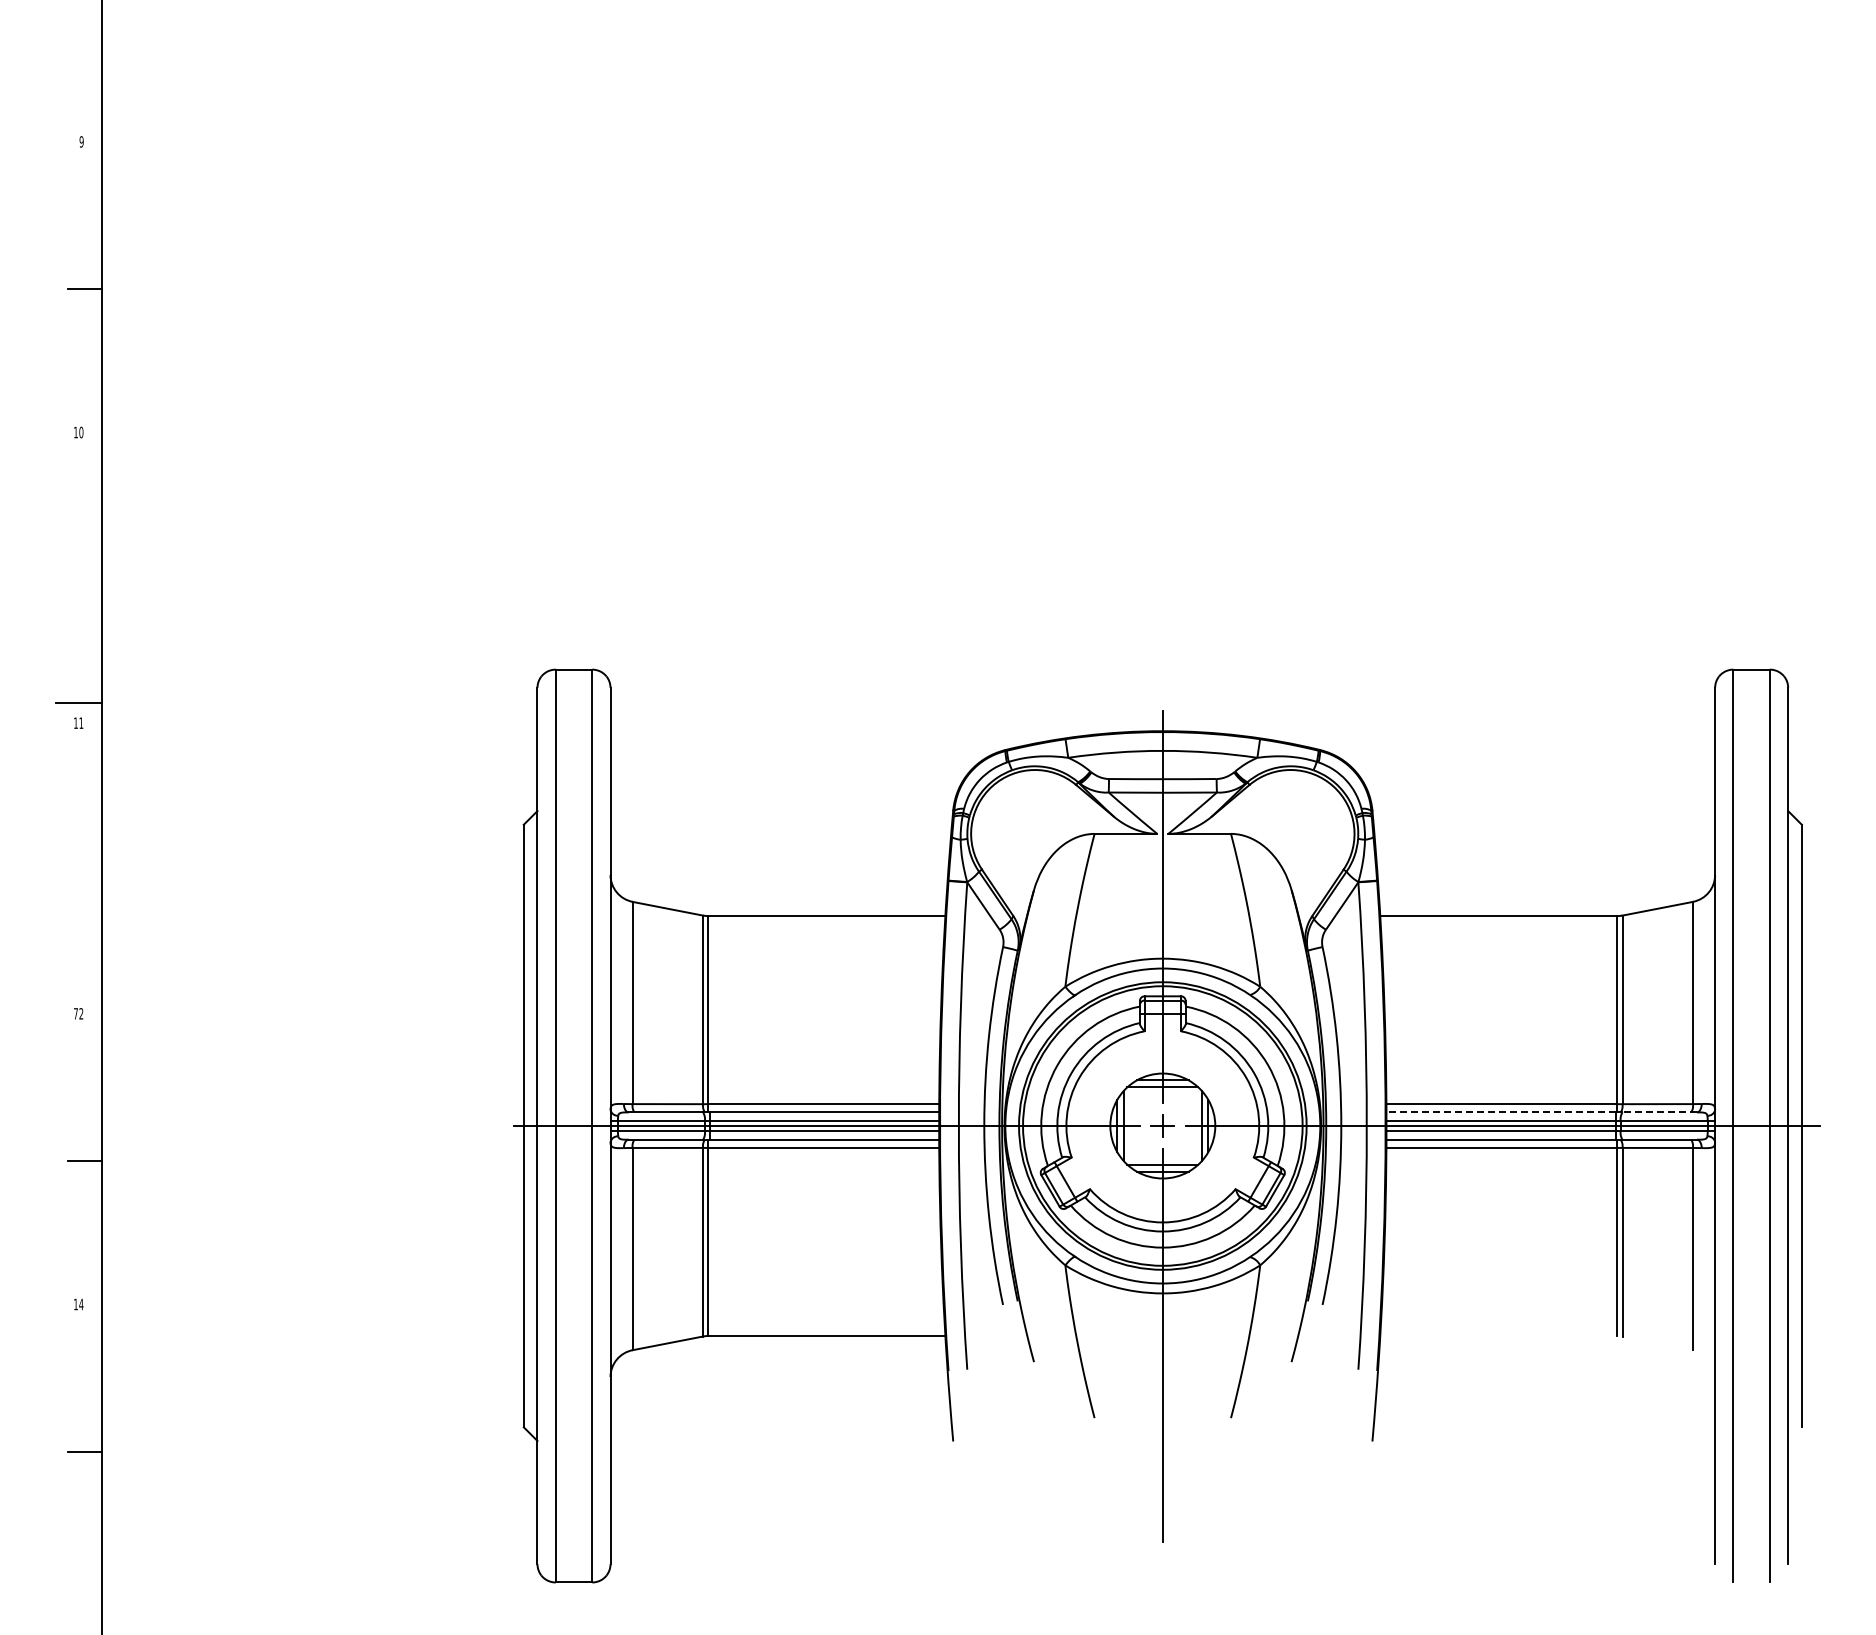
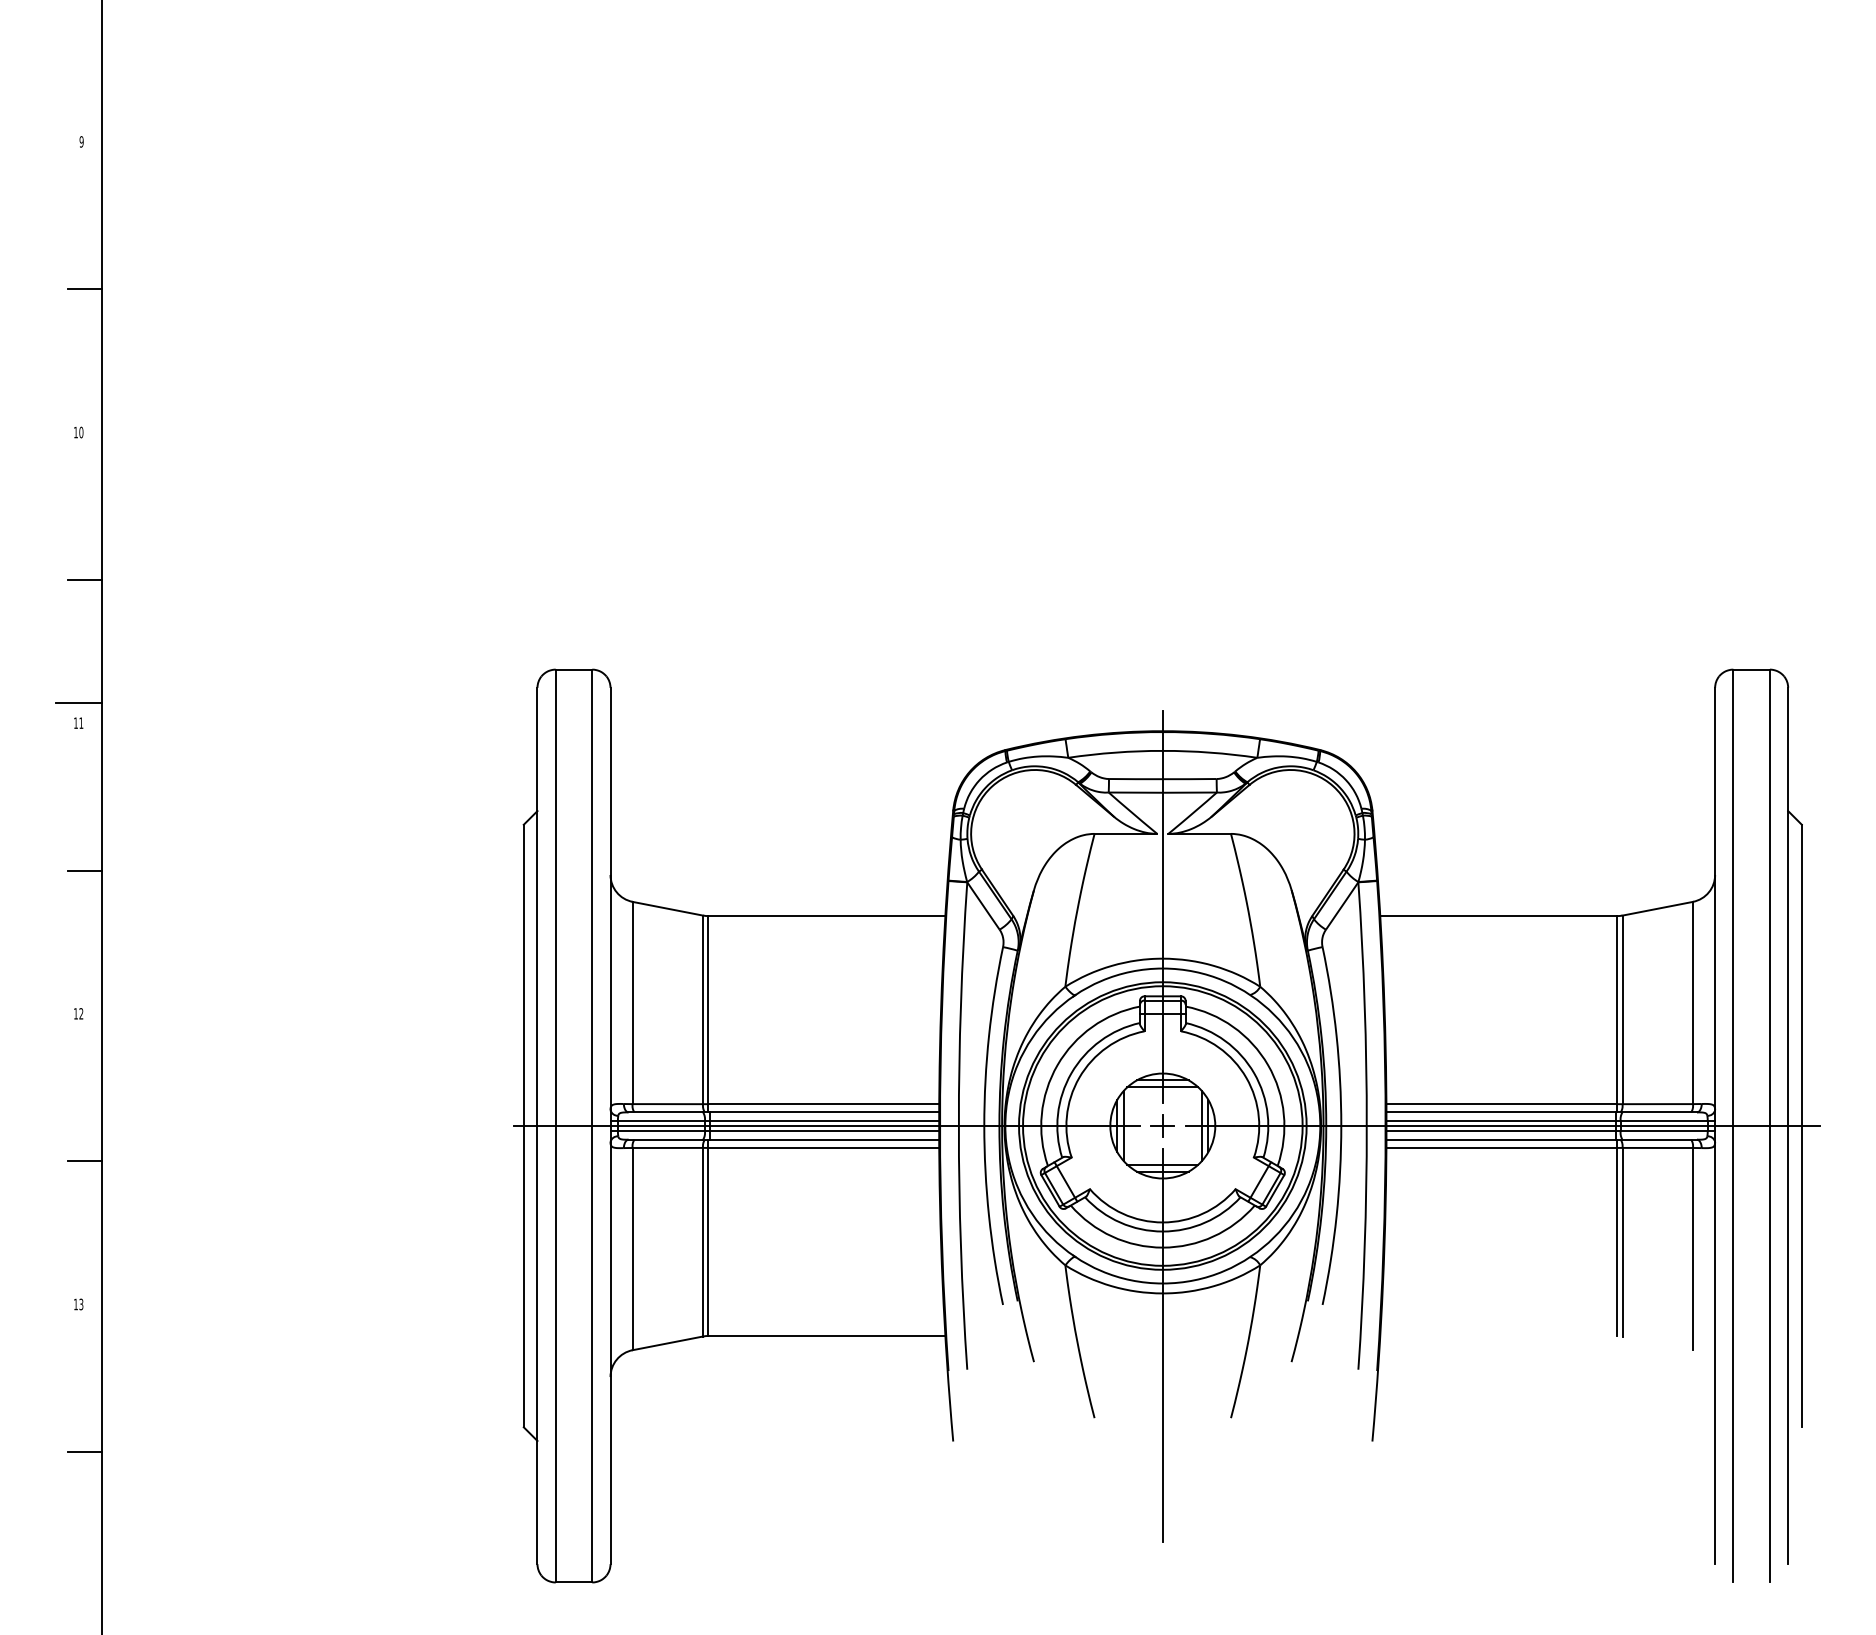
line: none -> present (84, 580)
line: none -> present (84, 870)
text: 72 -> 12 (75, 1013)
line: dashed -> solid (1500, 1112)
line: dashed -> solid (1659, 1112)
text: 14 -> 13 (81, 1304)
